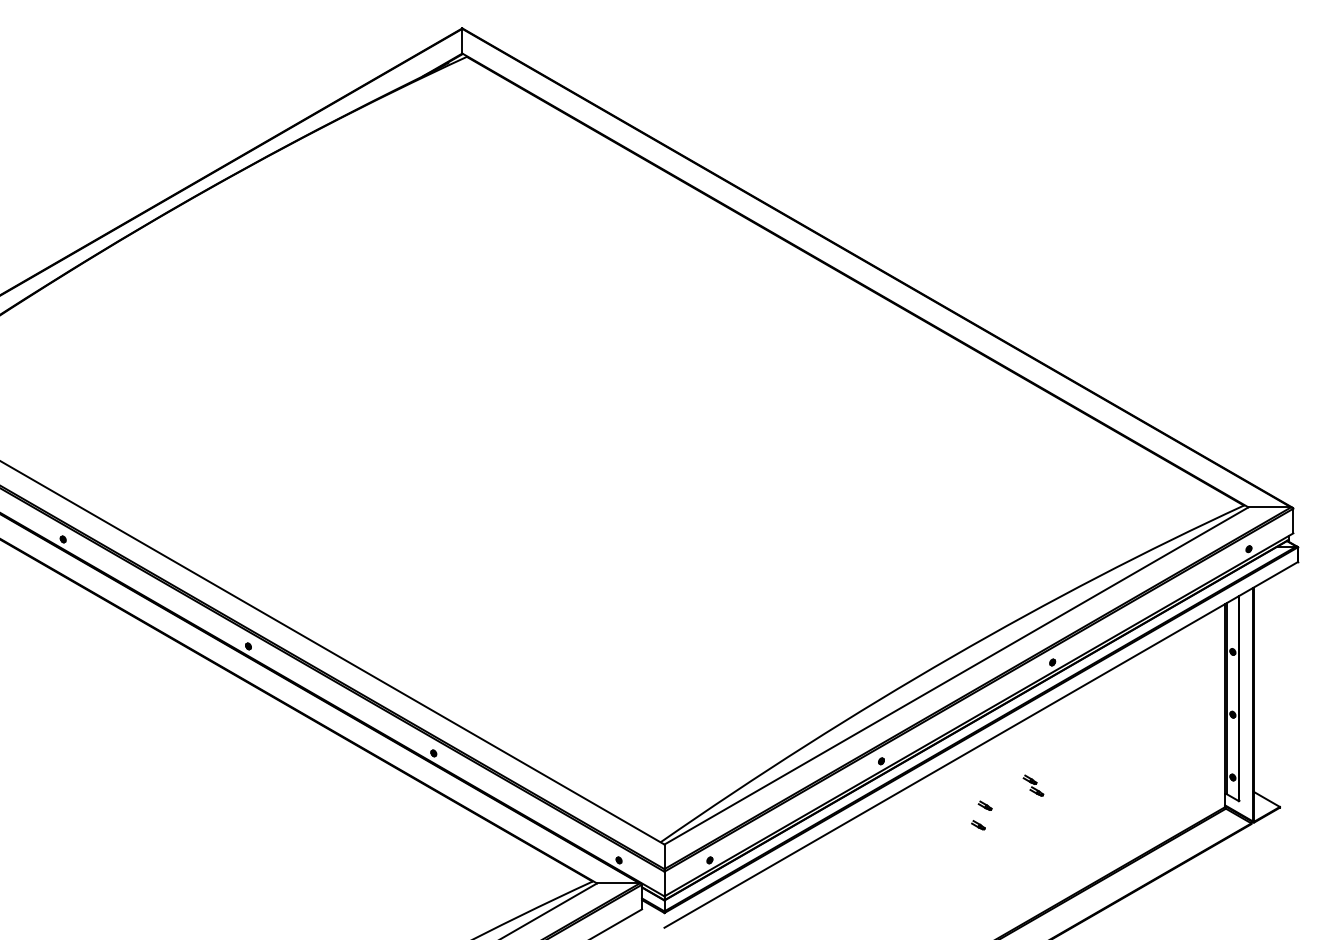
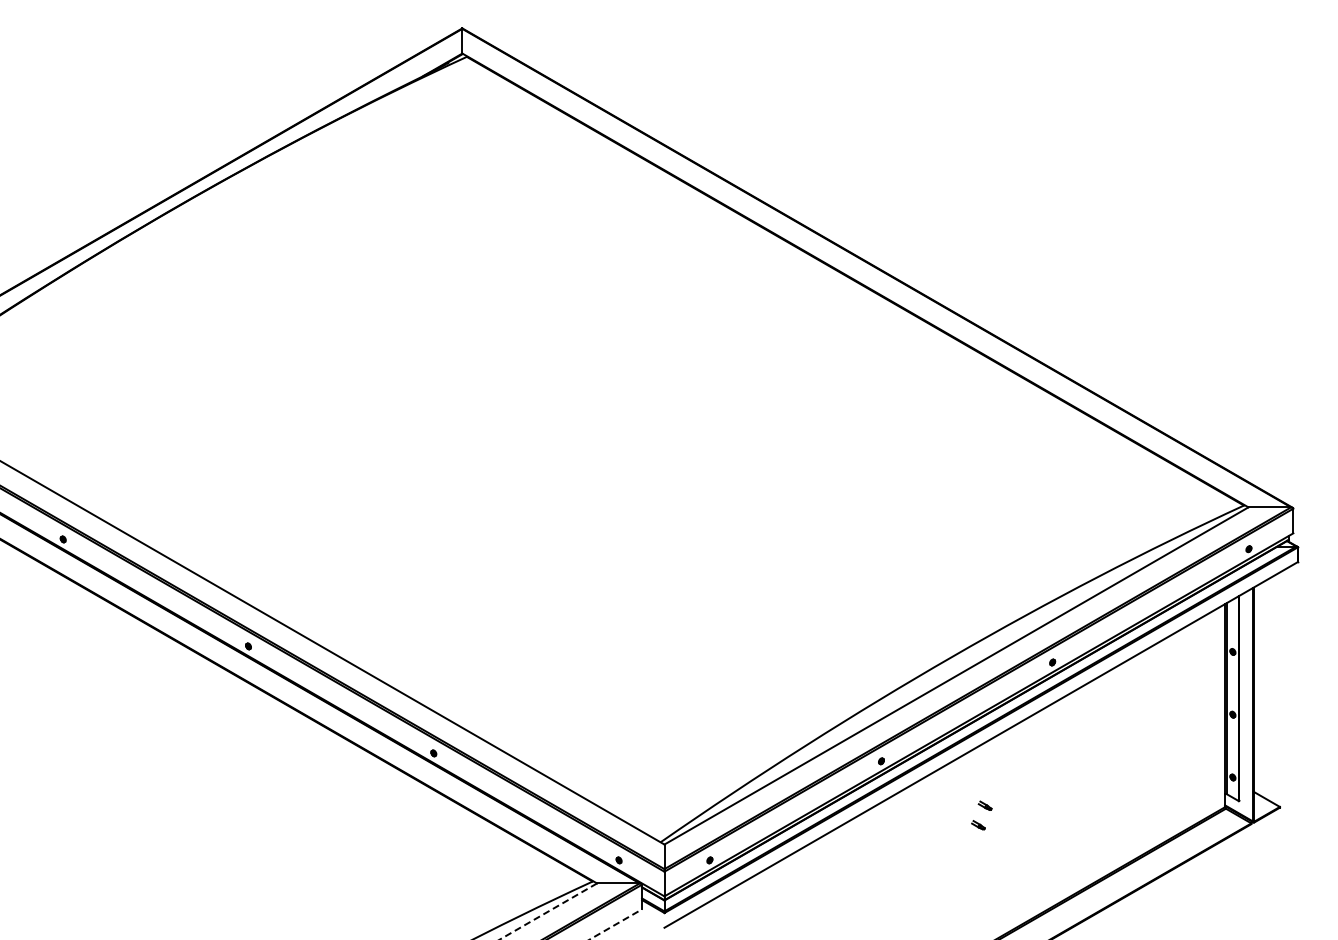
part: present -> none (1033, 785)
line: solid -> dashed (547, 911)
line: solid -> dashed (616, 924)
